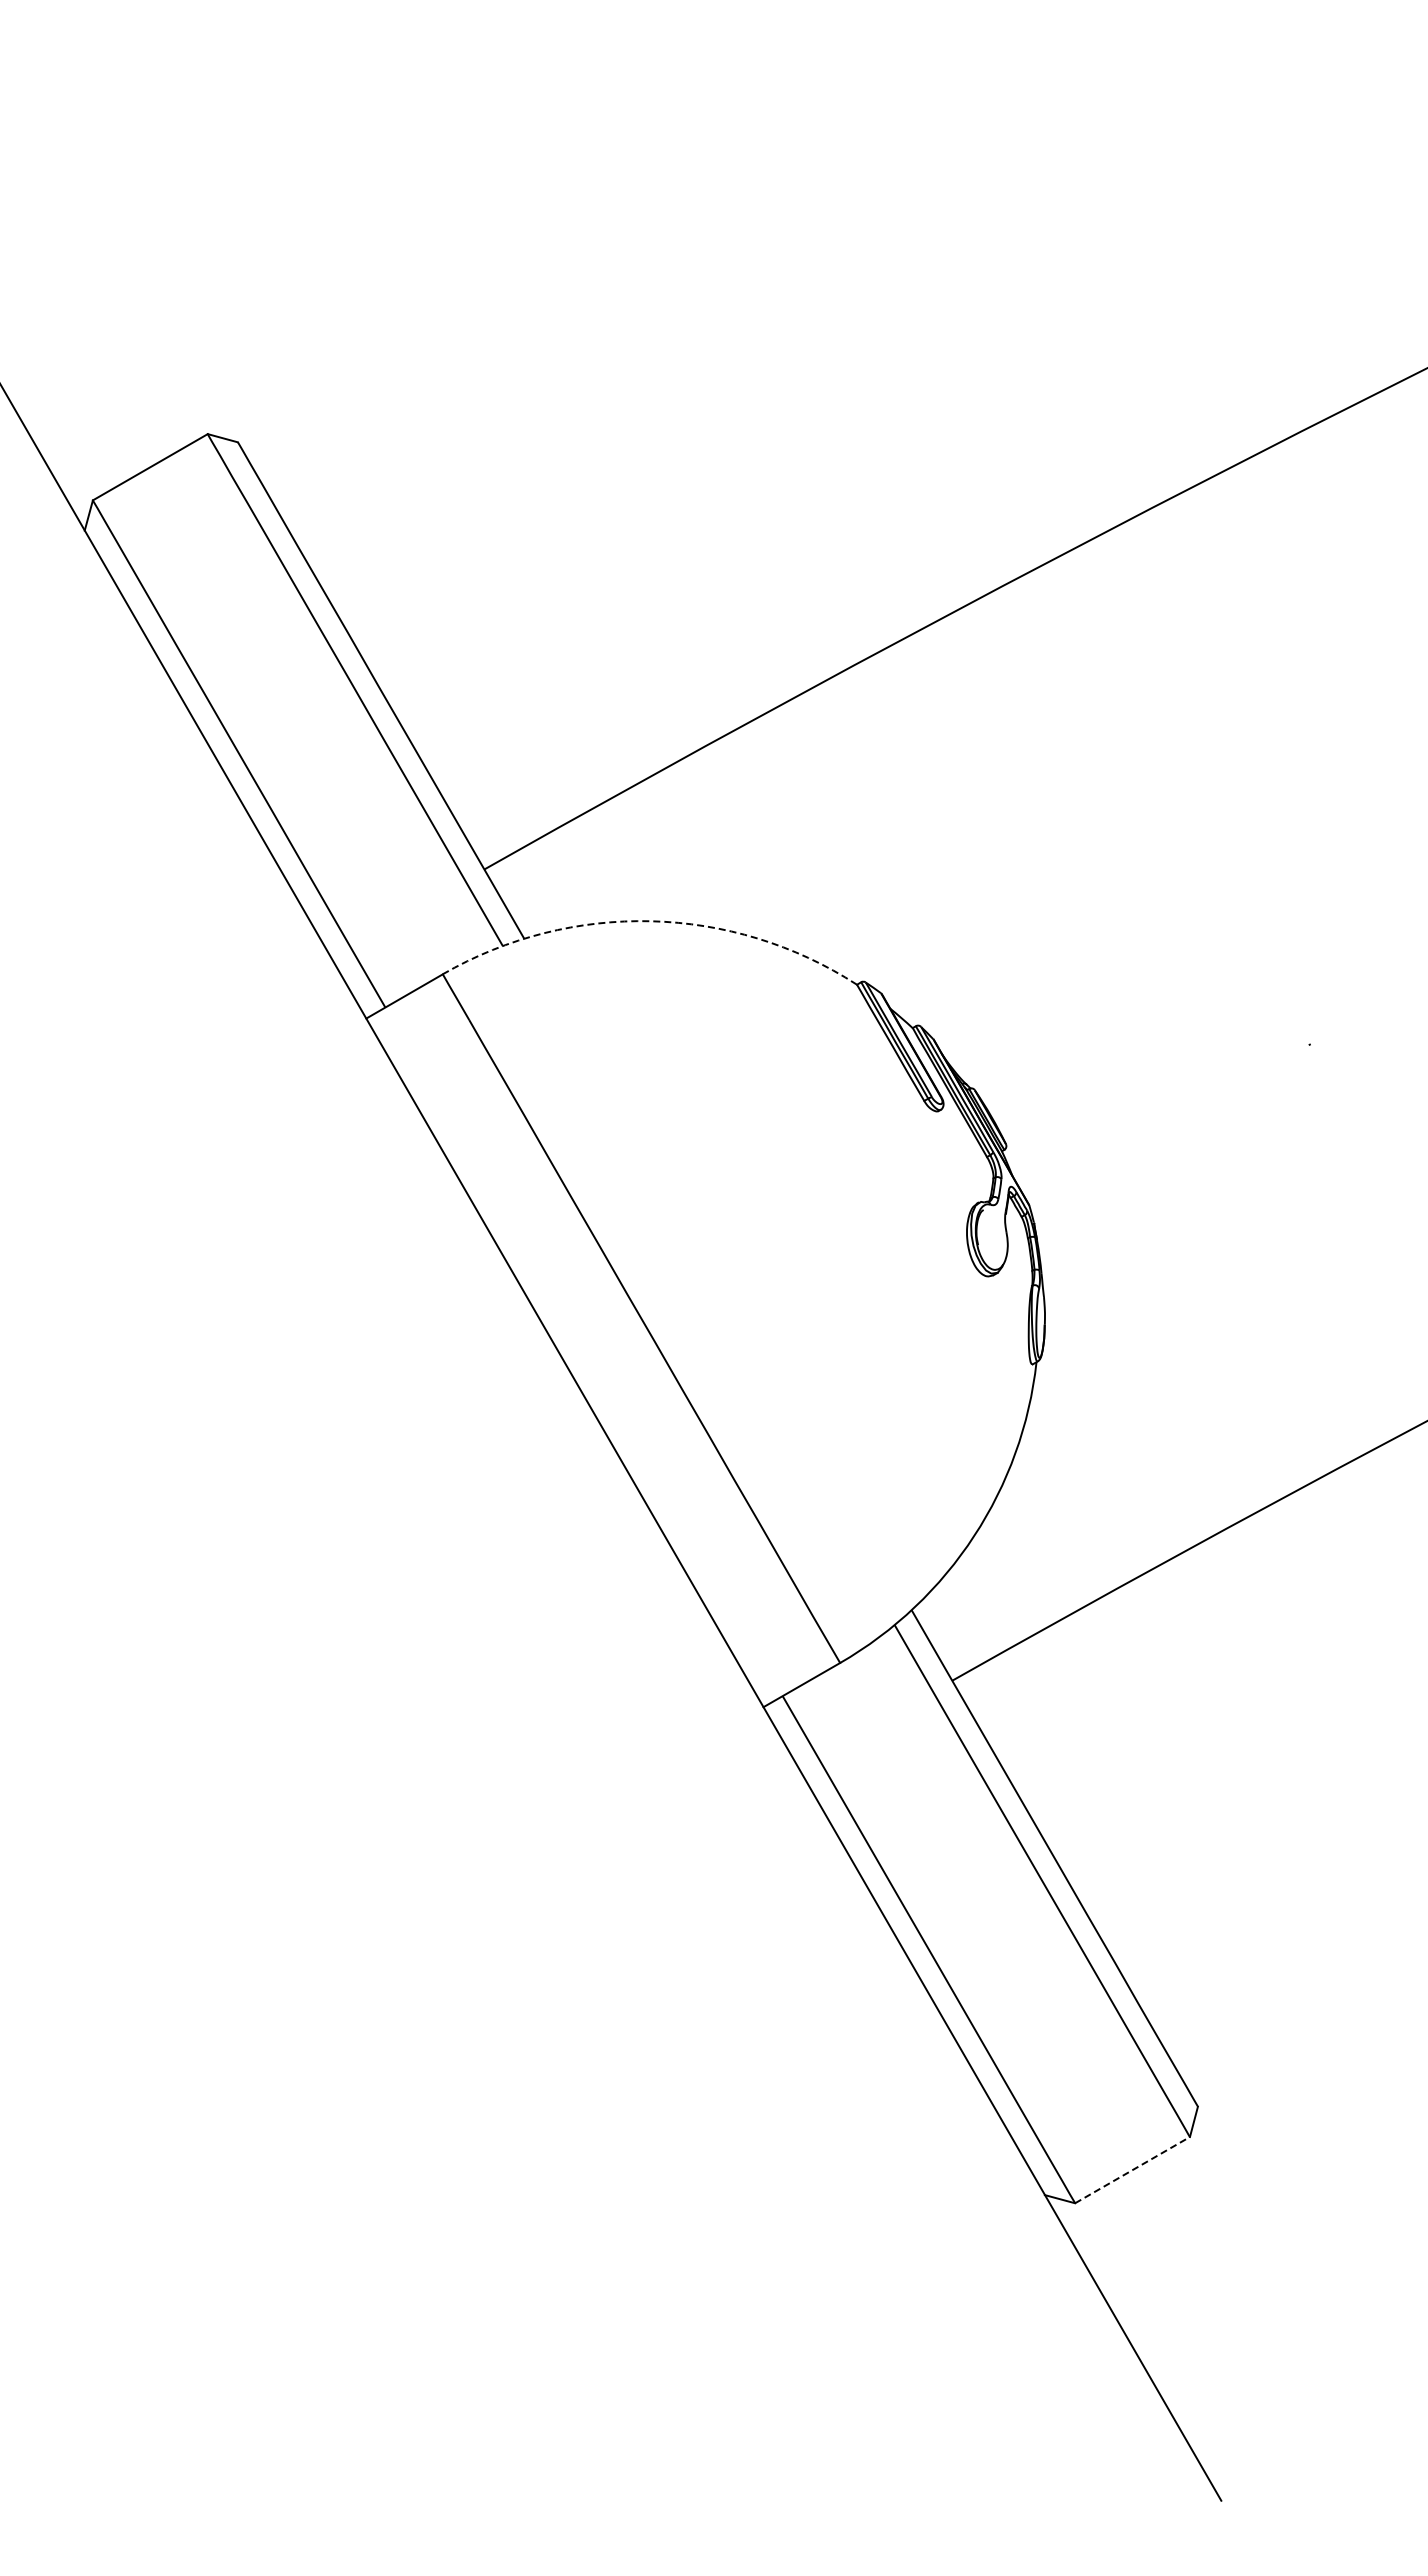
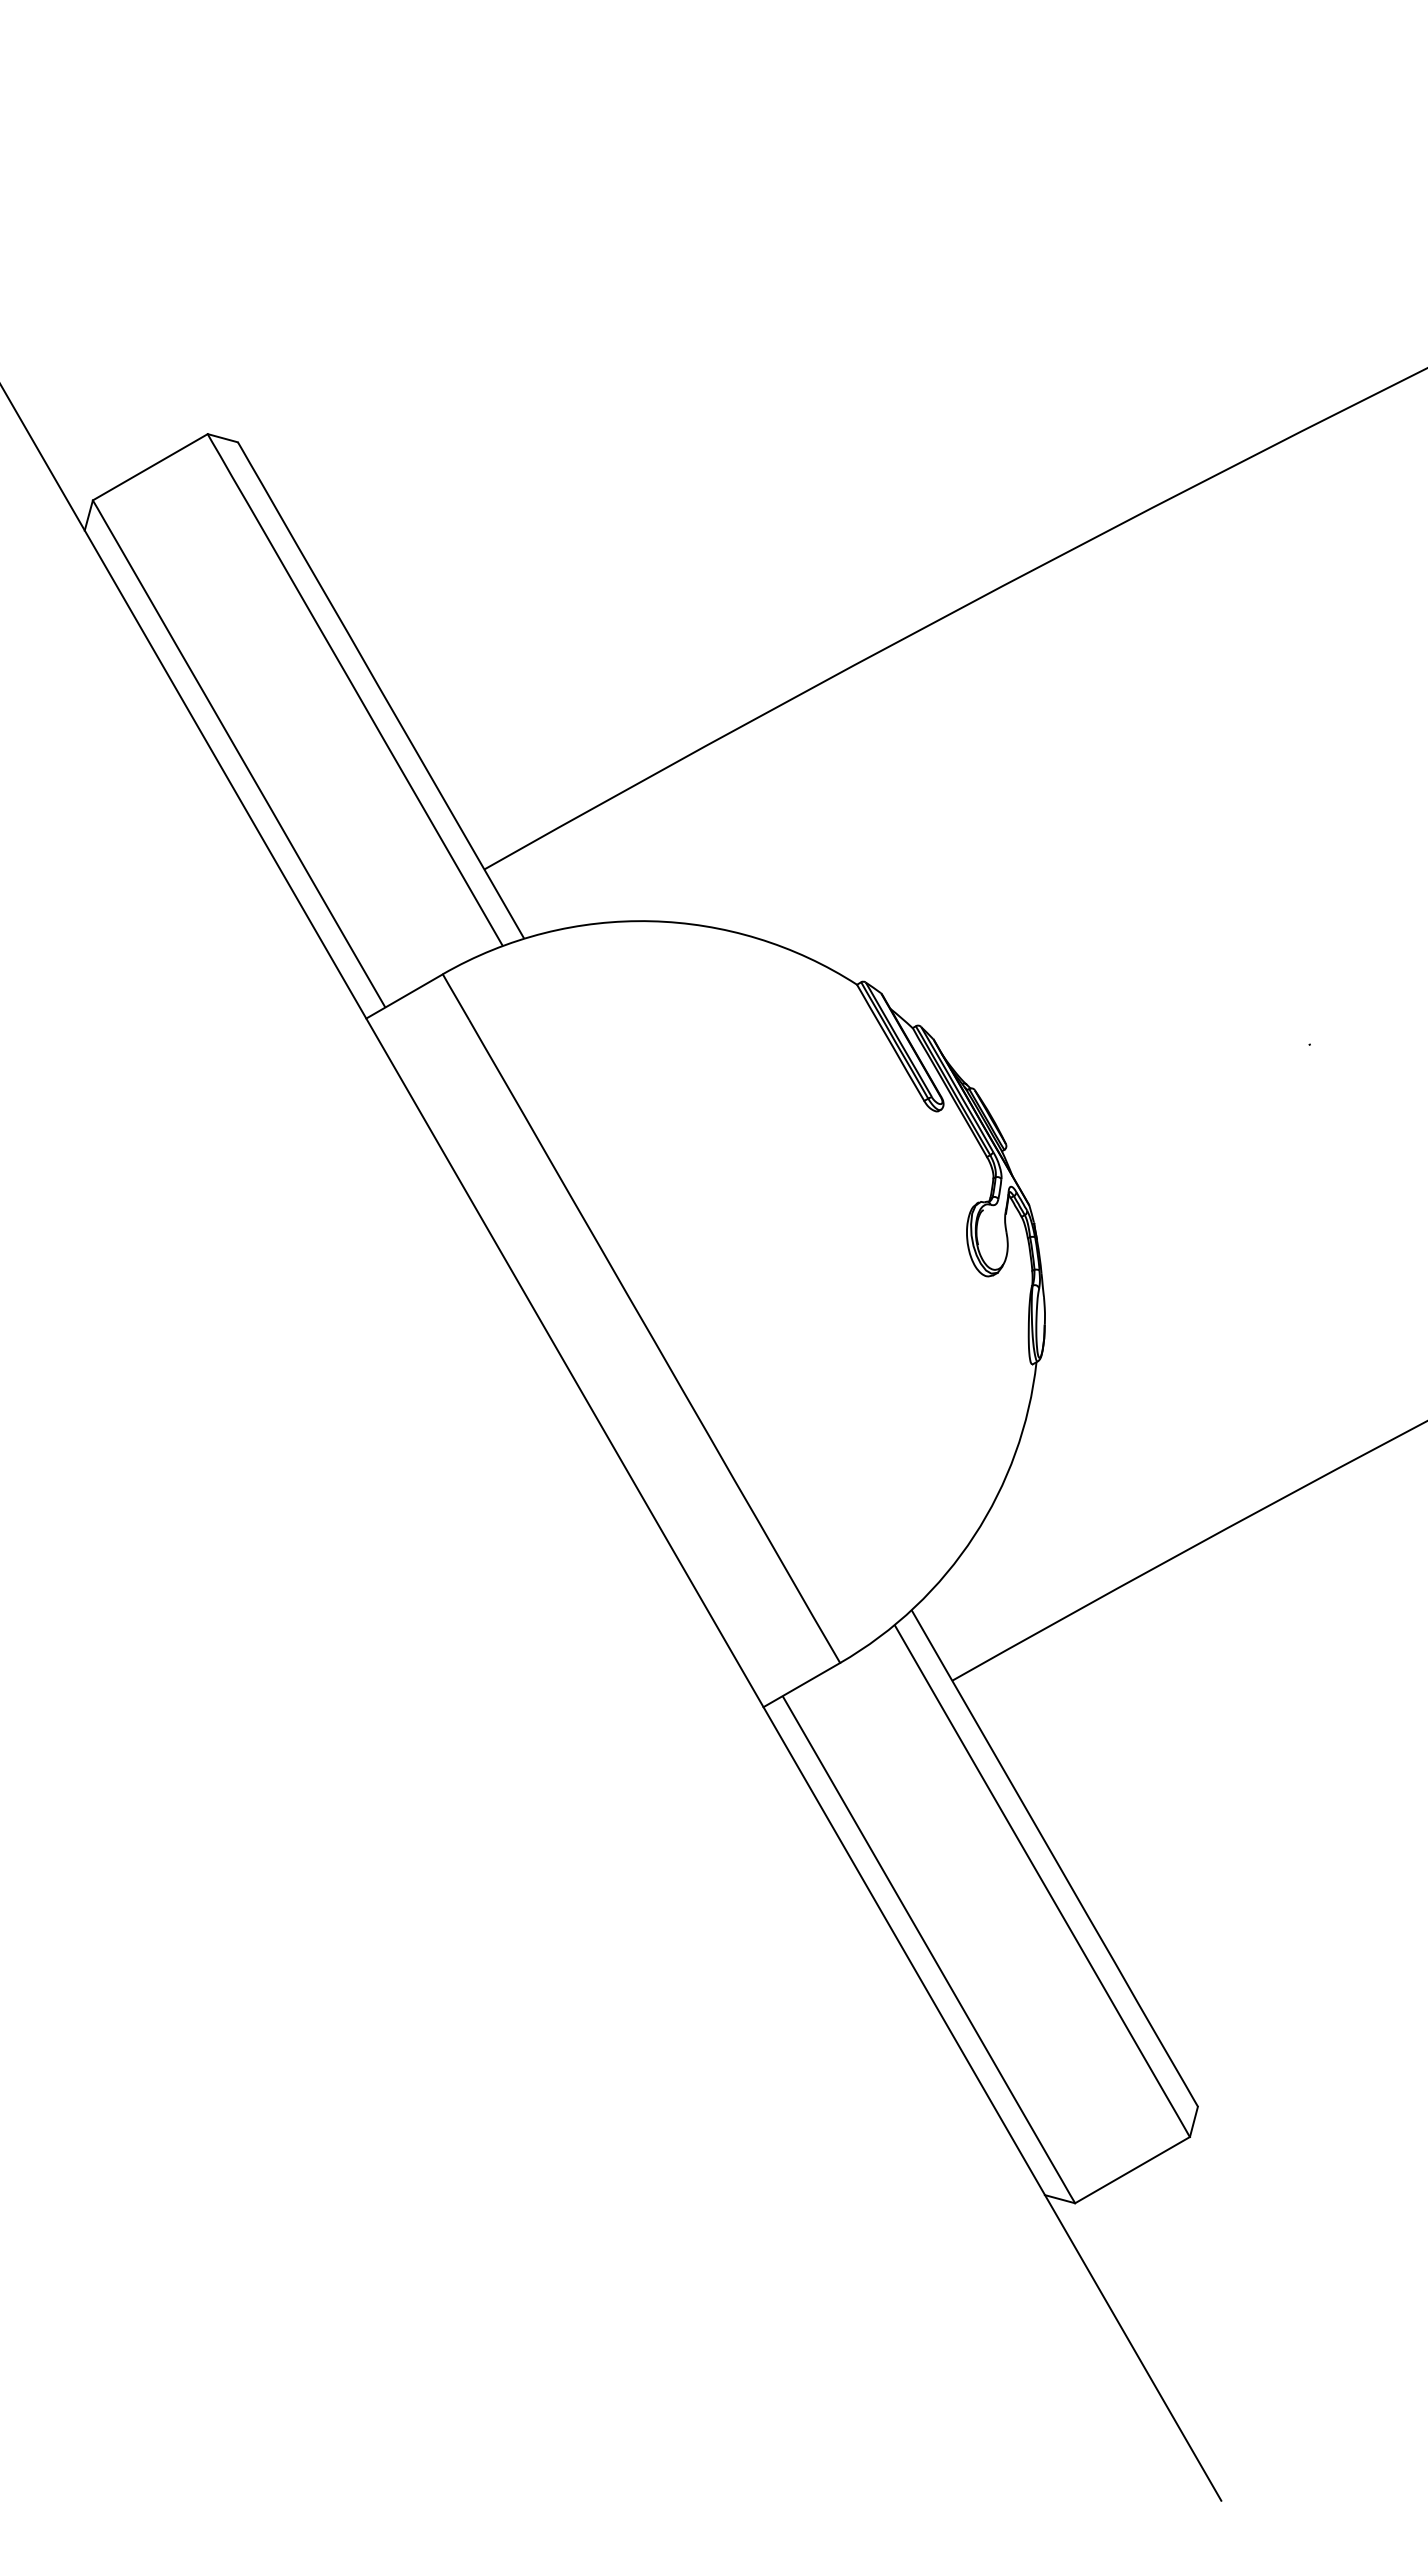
arc: dashed -> solid (651, 921)
line: dashed -> solid (1132, 2169)
